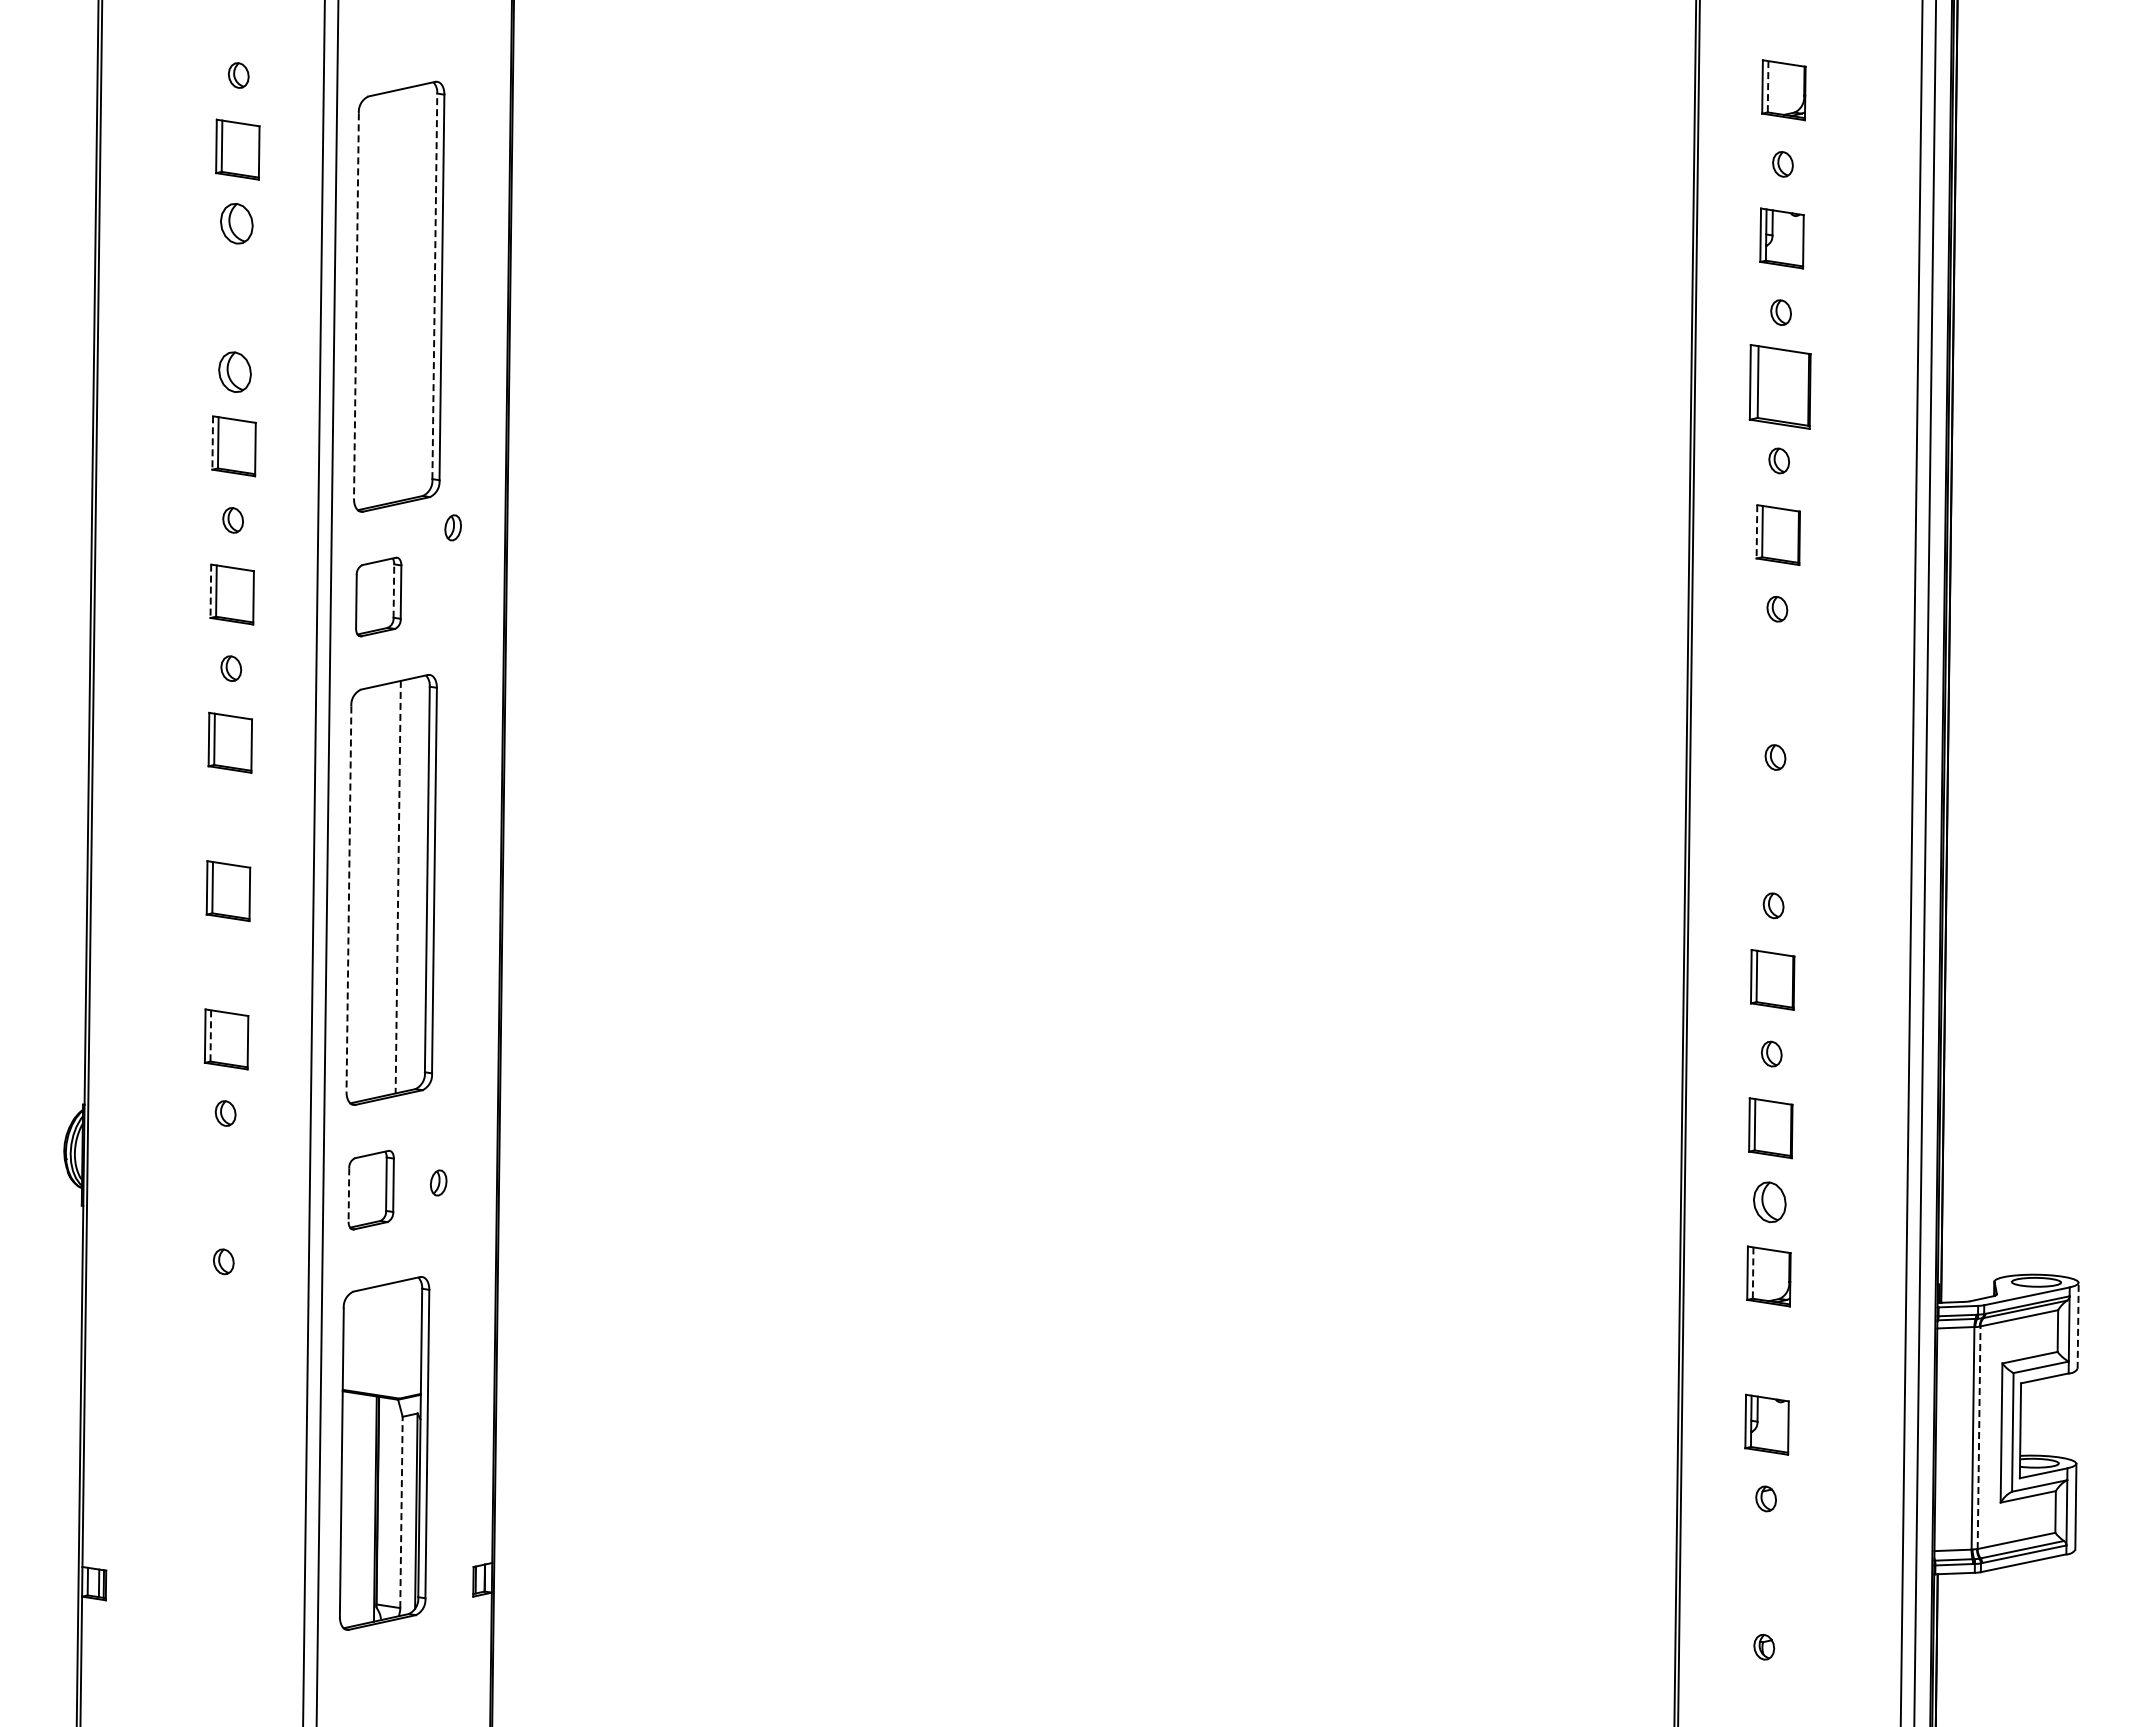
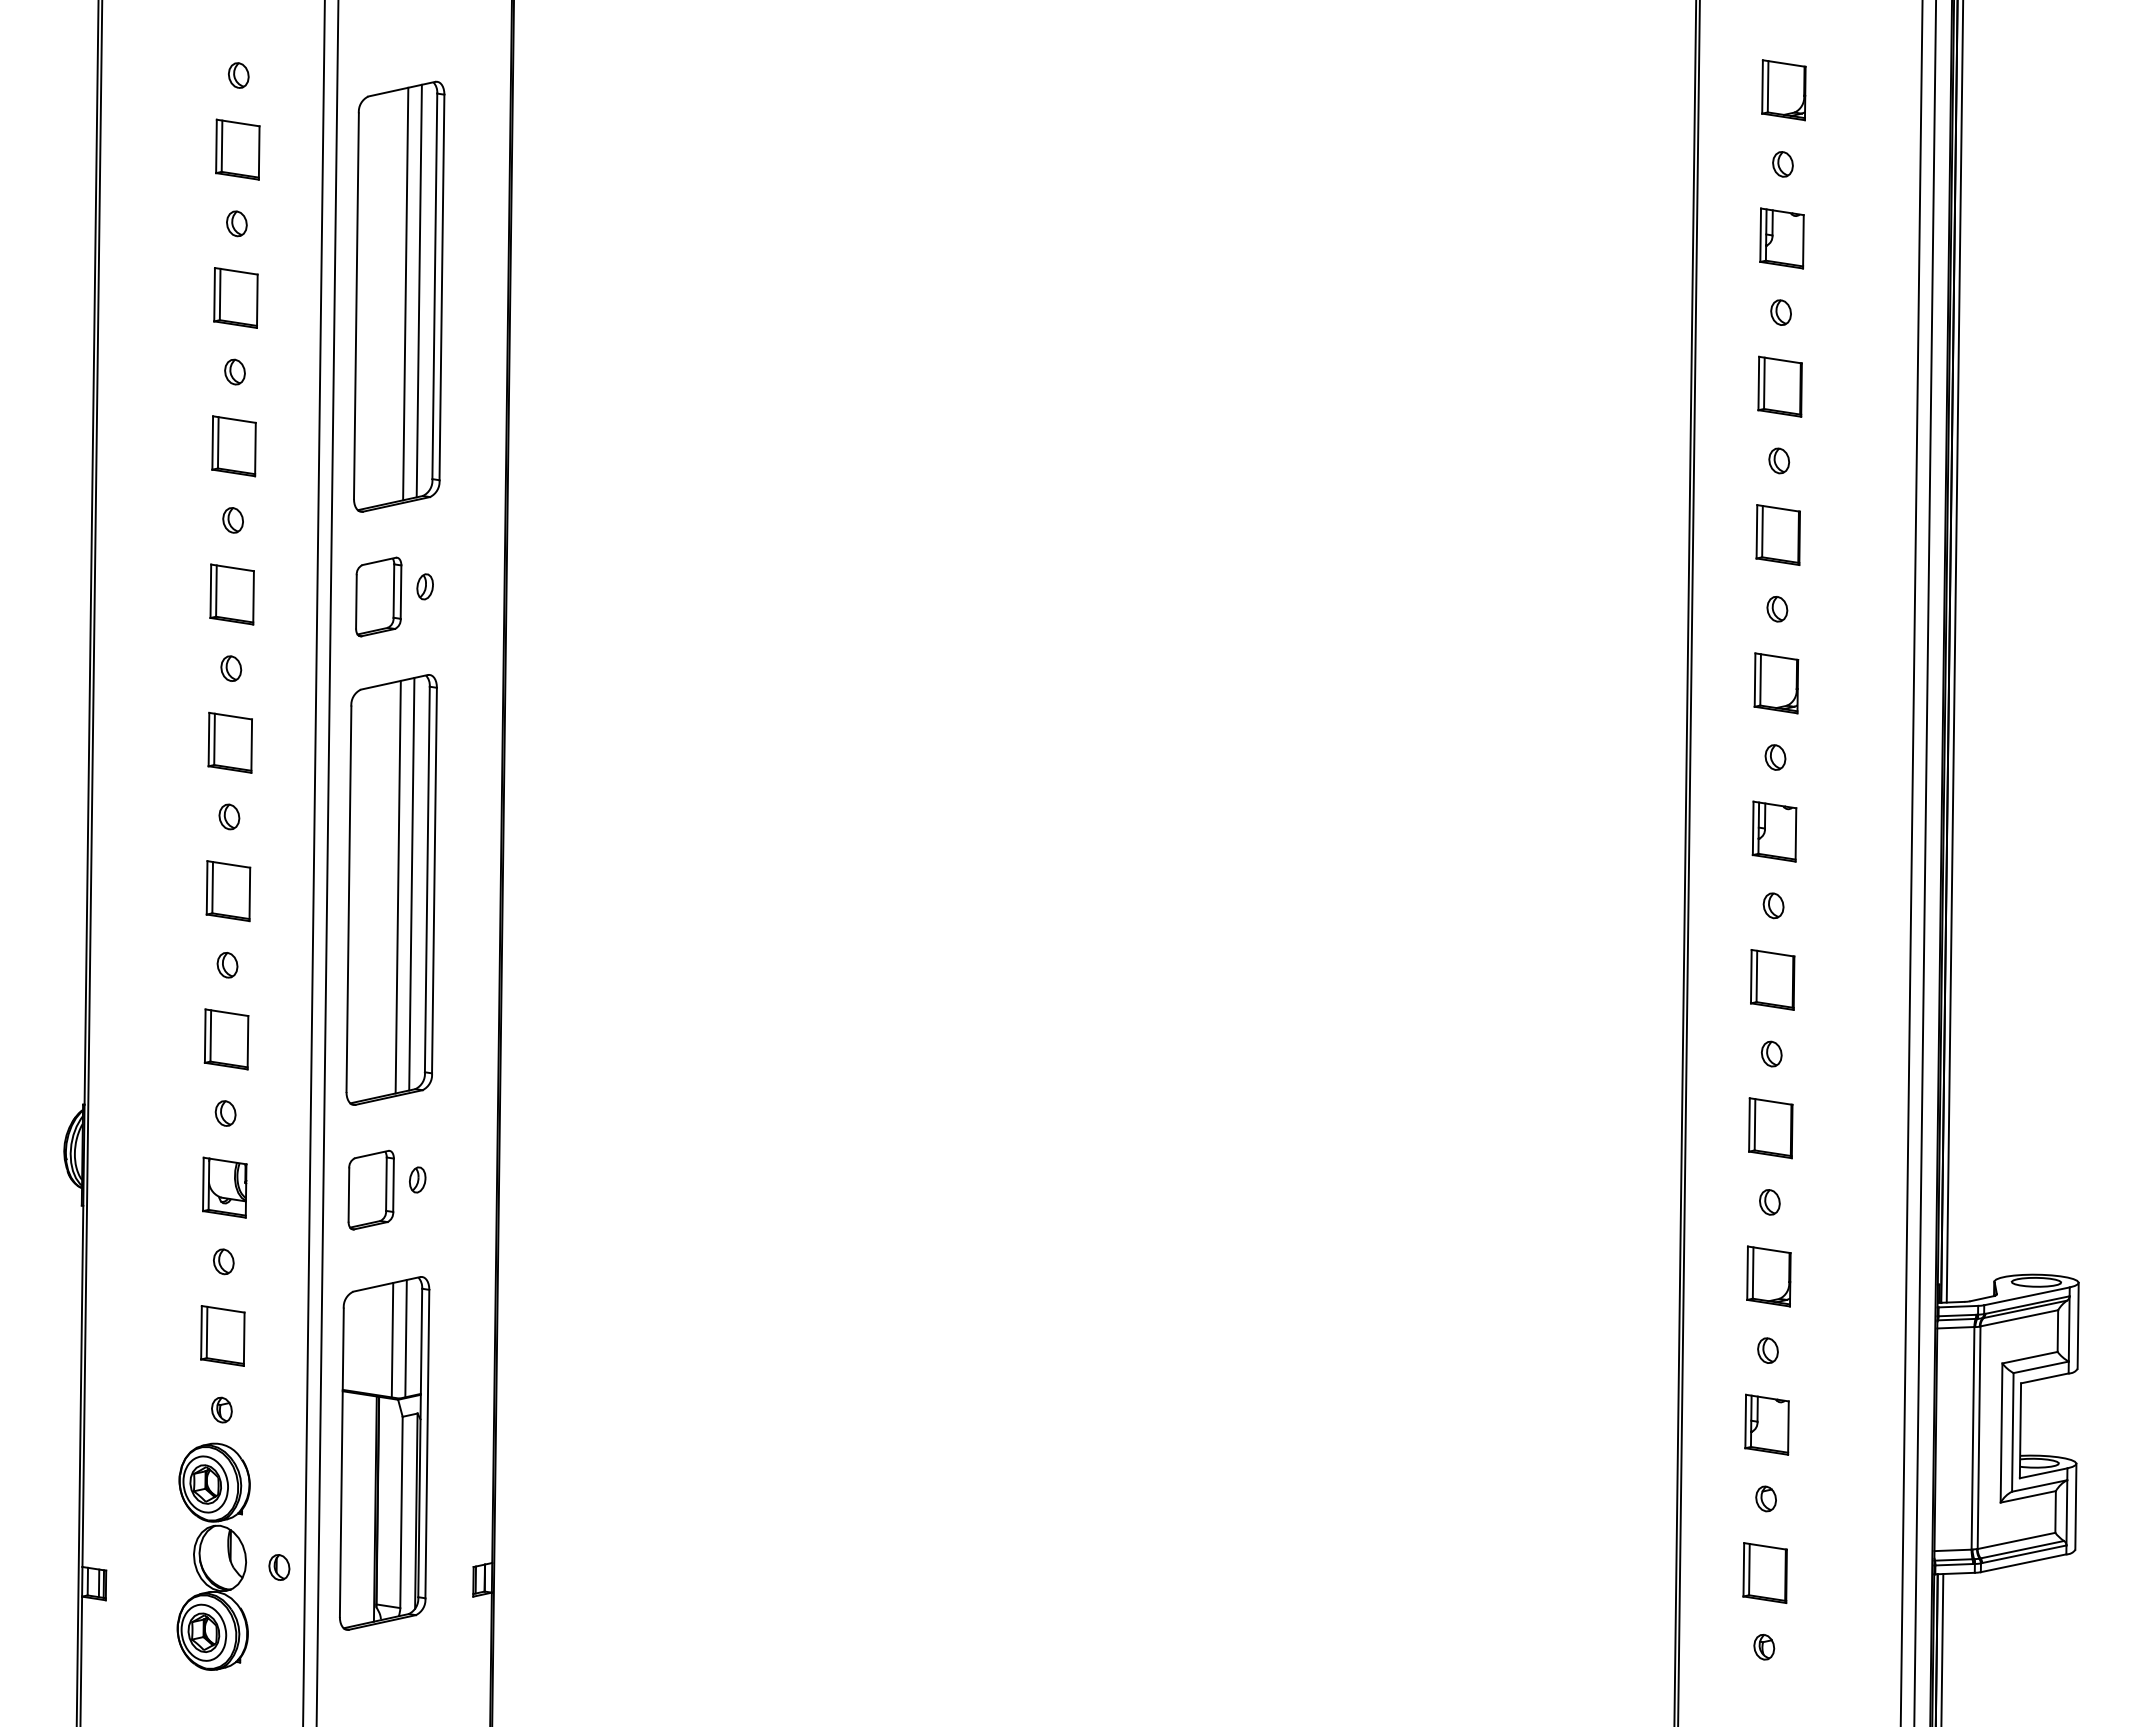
line: dashed -> solid (1768, 86)
part size: 34x42 px -> 22x28 px (236, 223)
line: dashed -> solid (434, 286)
line: none -> present (418, 290)
line: none -> present (405, 293)
part: none -> present (235, 297)
line: dashed -> solid (356, 306)
part size: 34x42 px -> 22x28 px (234, 371)
part size: 64x86 px -> 46x63 px (1779, 386)
line: dashed -> solid (212, 443)
part position: (452, 527) -> (424, 586) (424, 586)
line: dashed -> solid (1756, 531)
line: dashed -> solid (210, 591)
line: dashed -> solid (393, 591)
line: none -> present (1954, 652)
part: none -> present (1776, 683)
part: none -> present (229, 816)
part: none -> present (1774, 831)
line: none -> present (411, 883)
line: dashed -> solid (398, 887)
line: dashed -> solid (348, 899)
part: none -> present (227, 965)
line: dashed -> solid (210, 1035)
part position: (438, 1182) -> (417, 1179) (417, 1179)
part: none -> present (224, 1187)
line: dashed -> solid (348, 1195)
part size: 34x43 px -> 22x27 px (1769, 1202)
line: dashed -> solid (1753, 1273)
line: dashed -> solid (2078, 1325)
part: none -> present (222, 1335)
line: none -> present (405, 1338)
line: none -> present (392, 1339)
part: none -> present (1767, 1350)
part: none -> present (221, 1409)
line: dashed -> solid (1979, 1437)
line: dashed -> solid (401, 1512)
part: none -> present (213, 1556)
part: none -> present (279, 1567)
part: none -> present (1764, 1572)
line: none -> present (1942, 1648)
